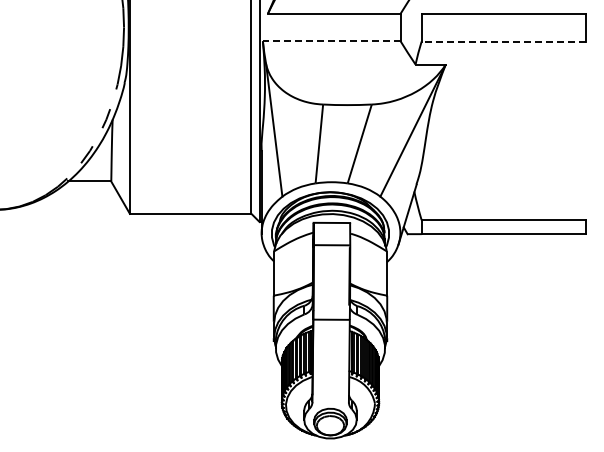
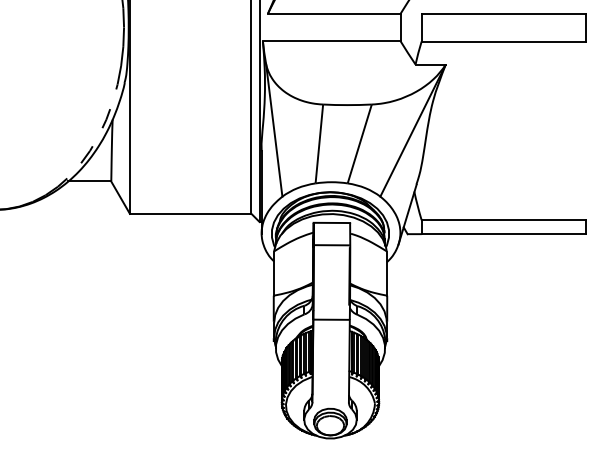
line: dashed -> solid (331, 41)
line: dashed -> solid (503, 41)
